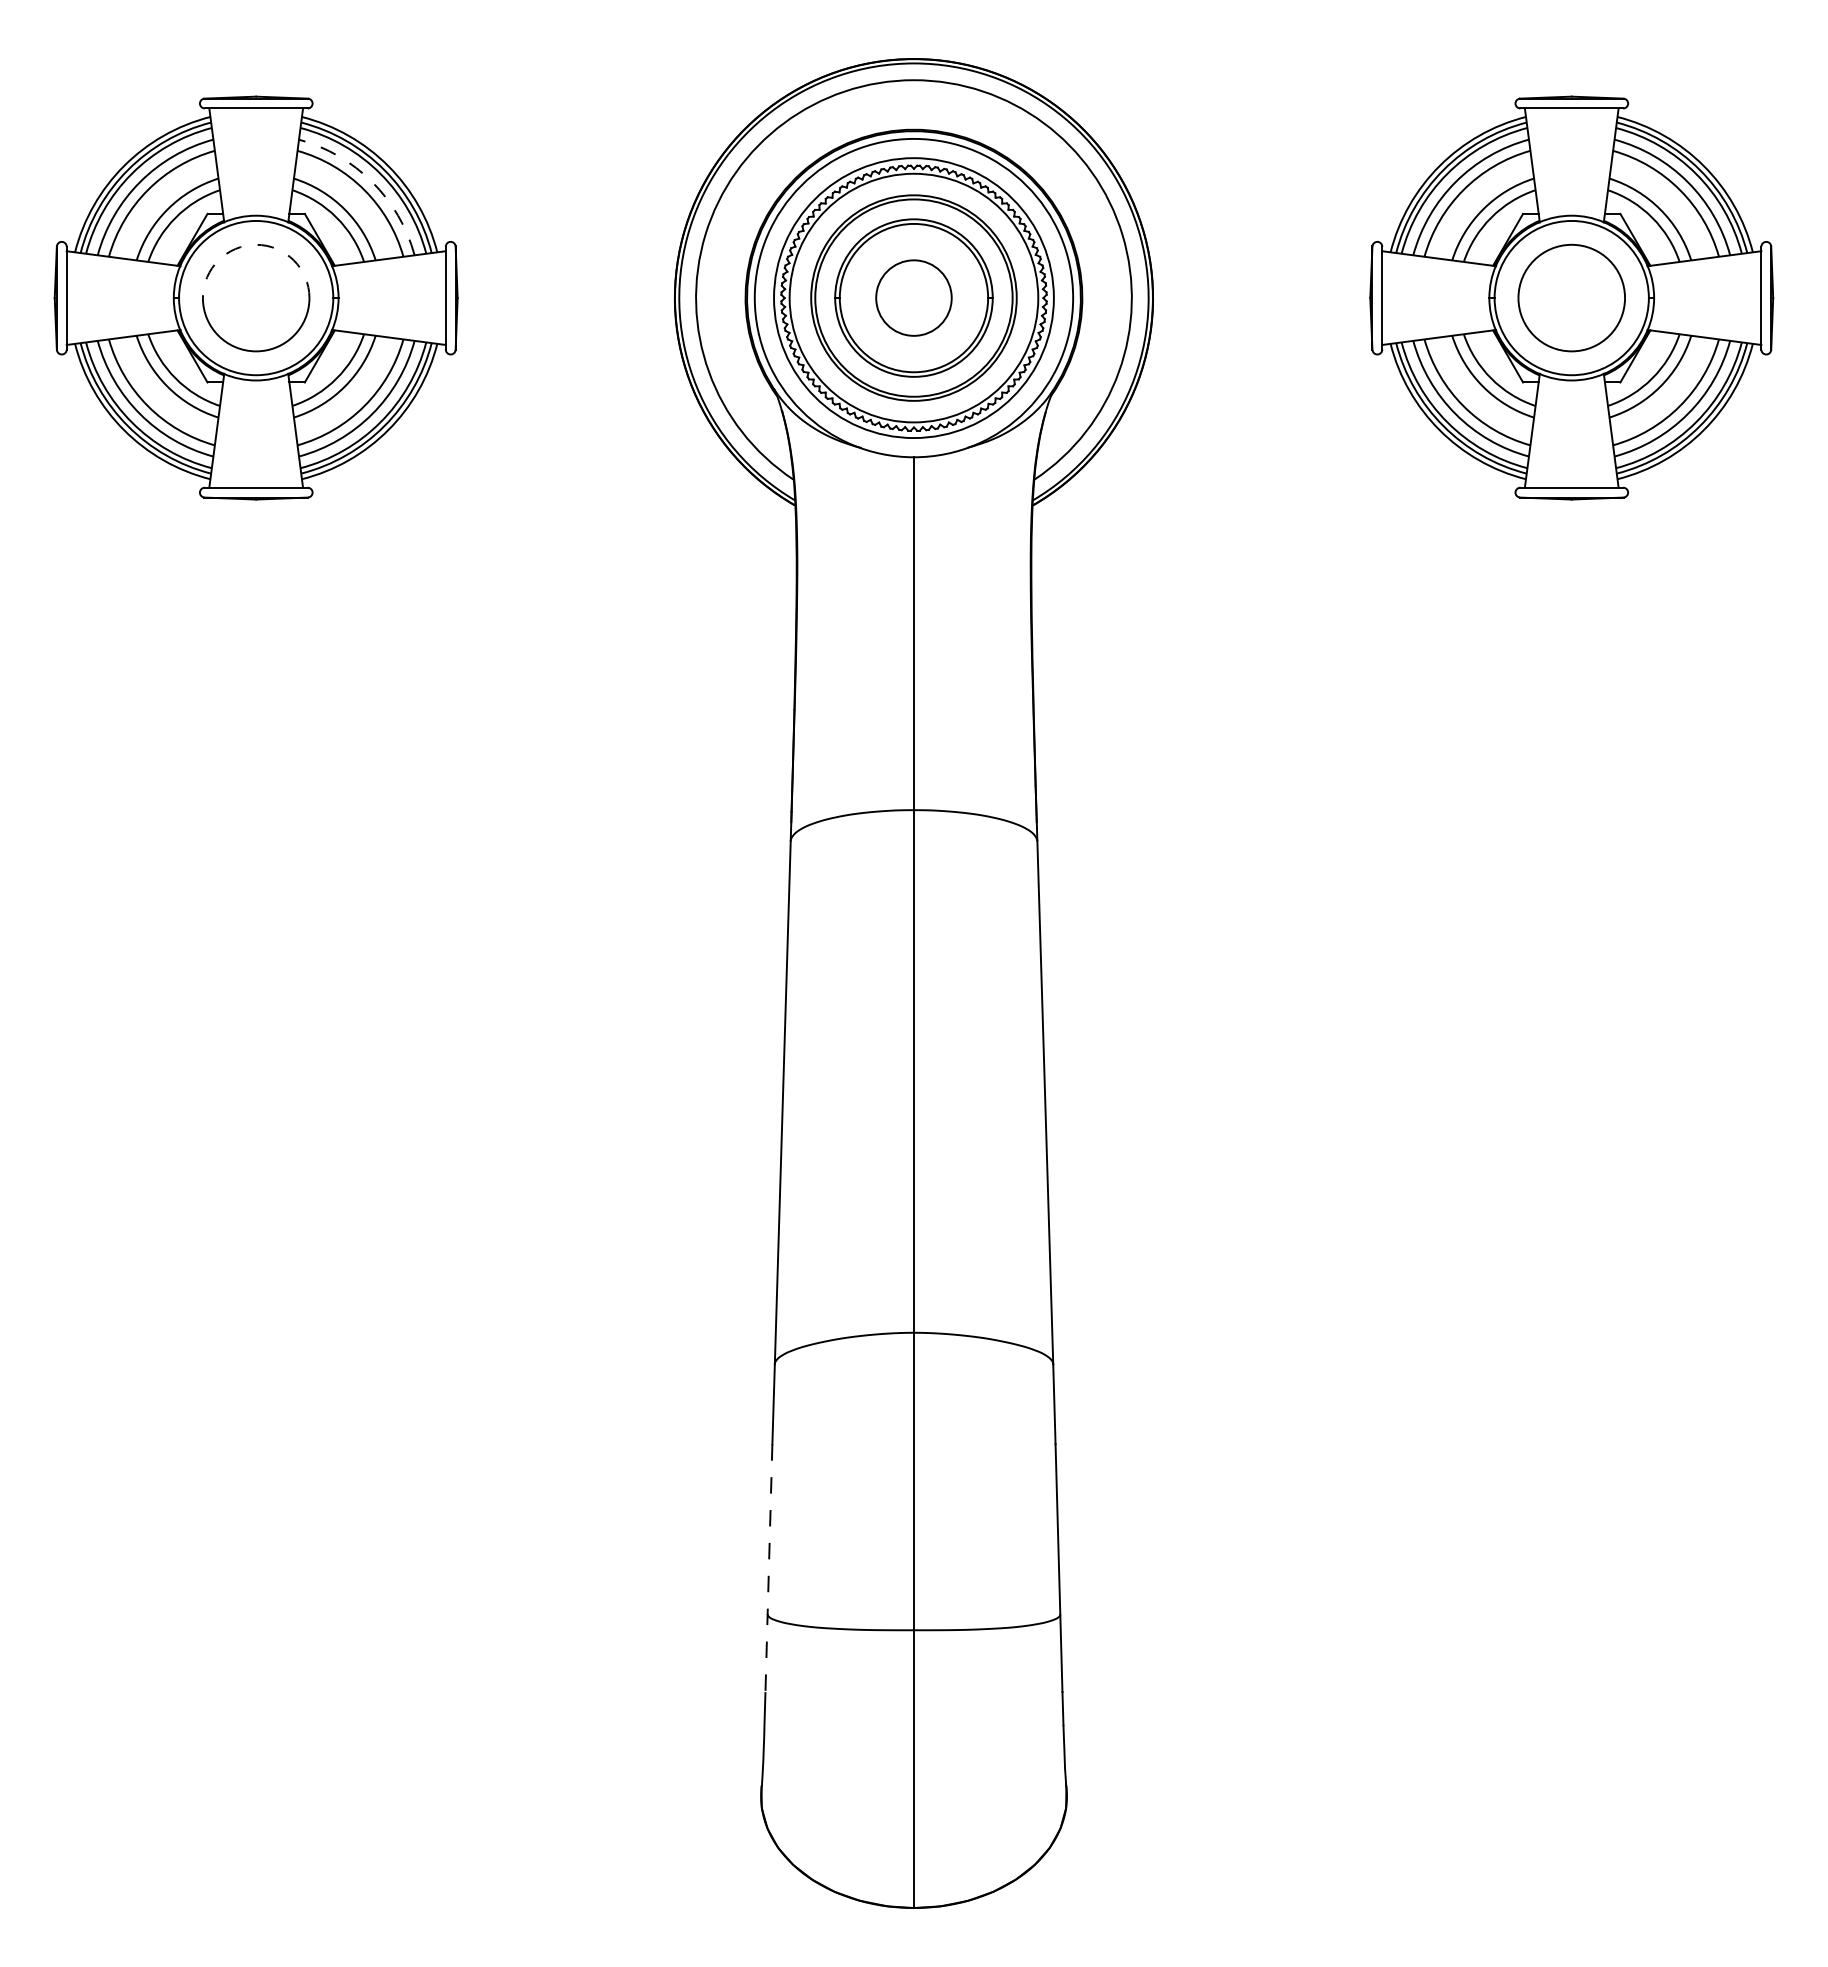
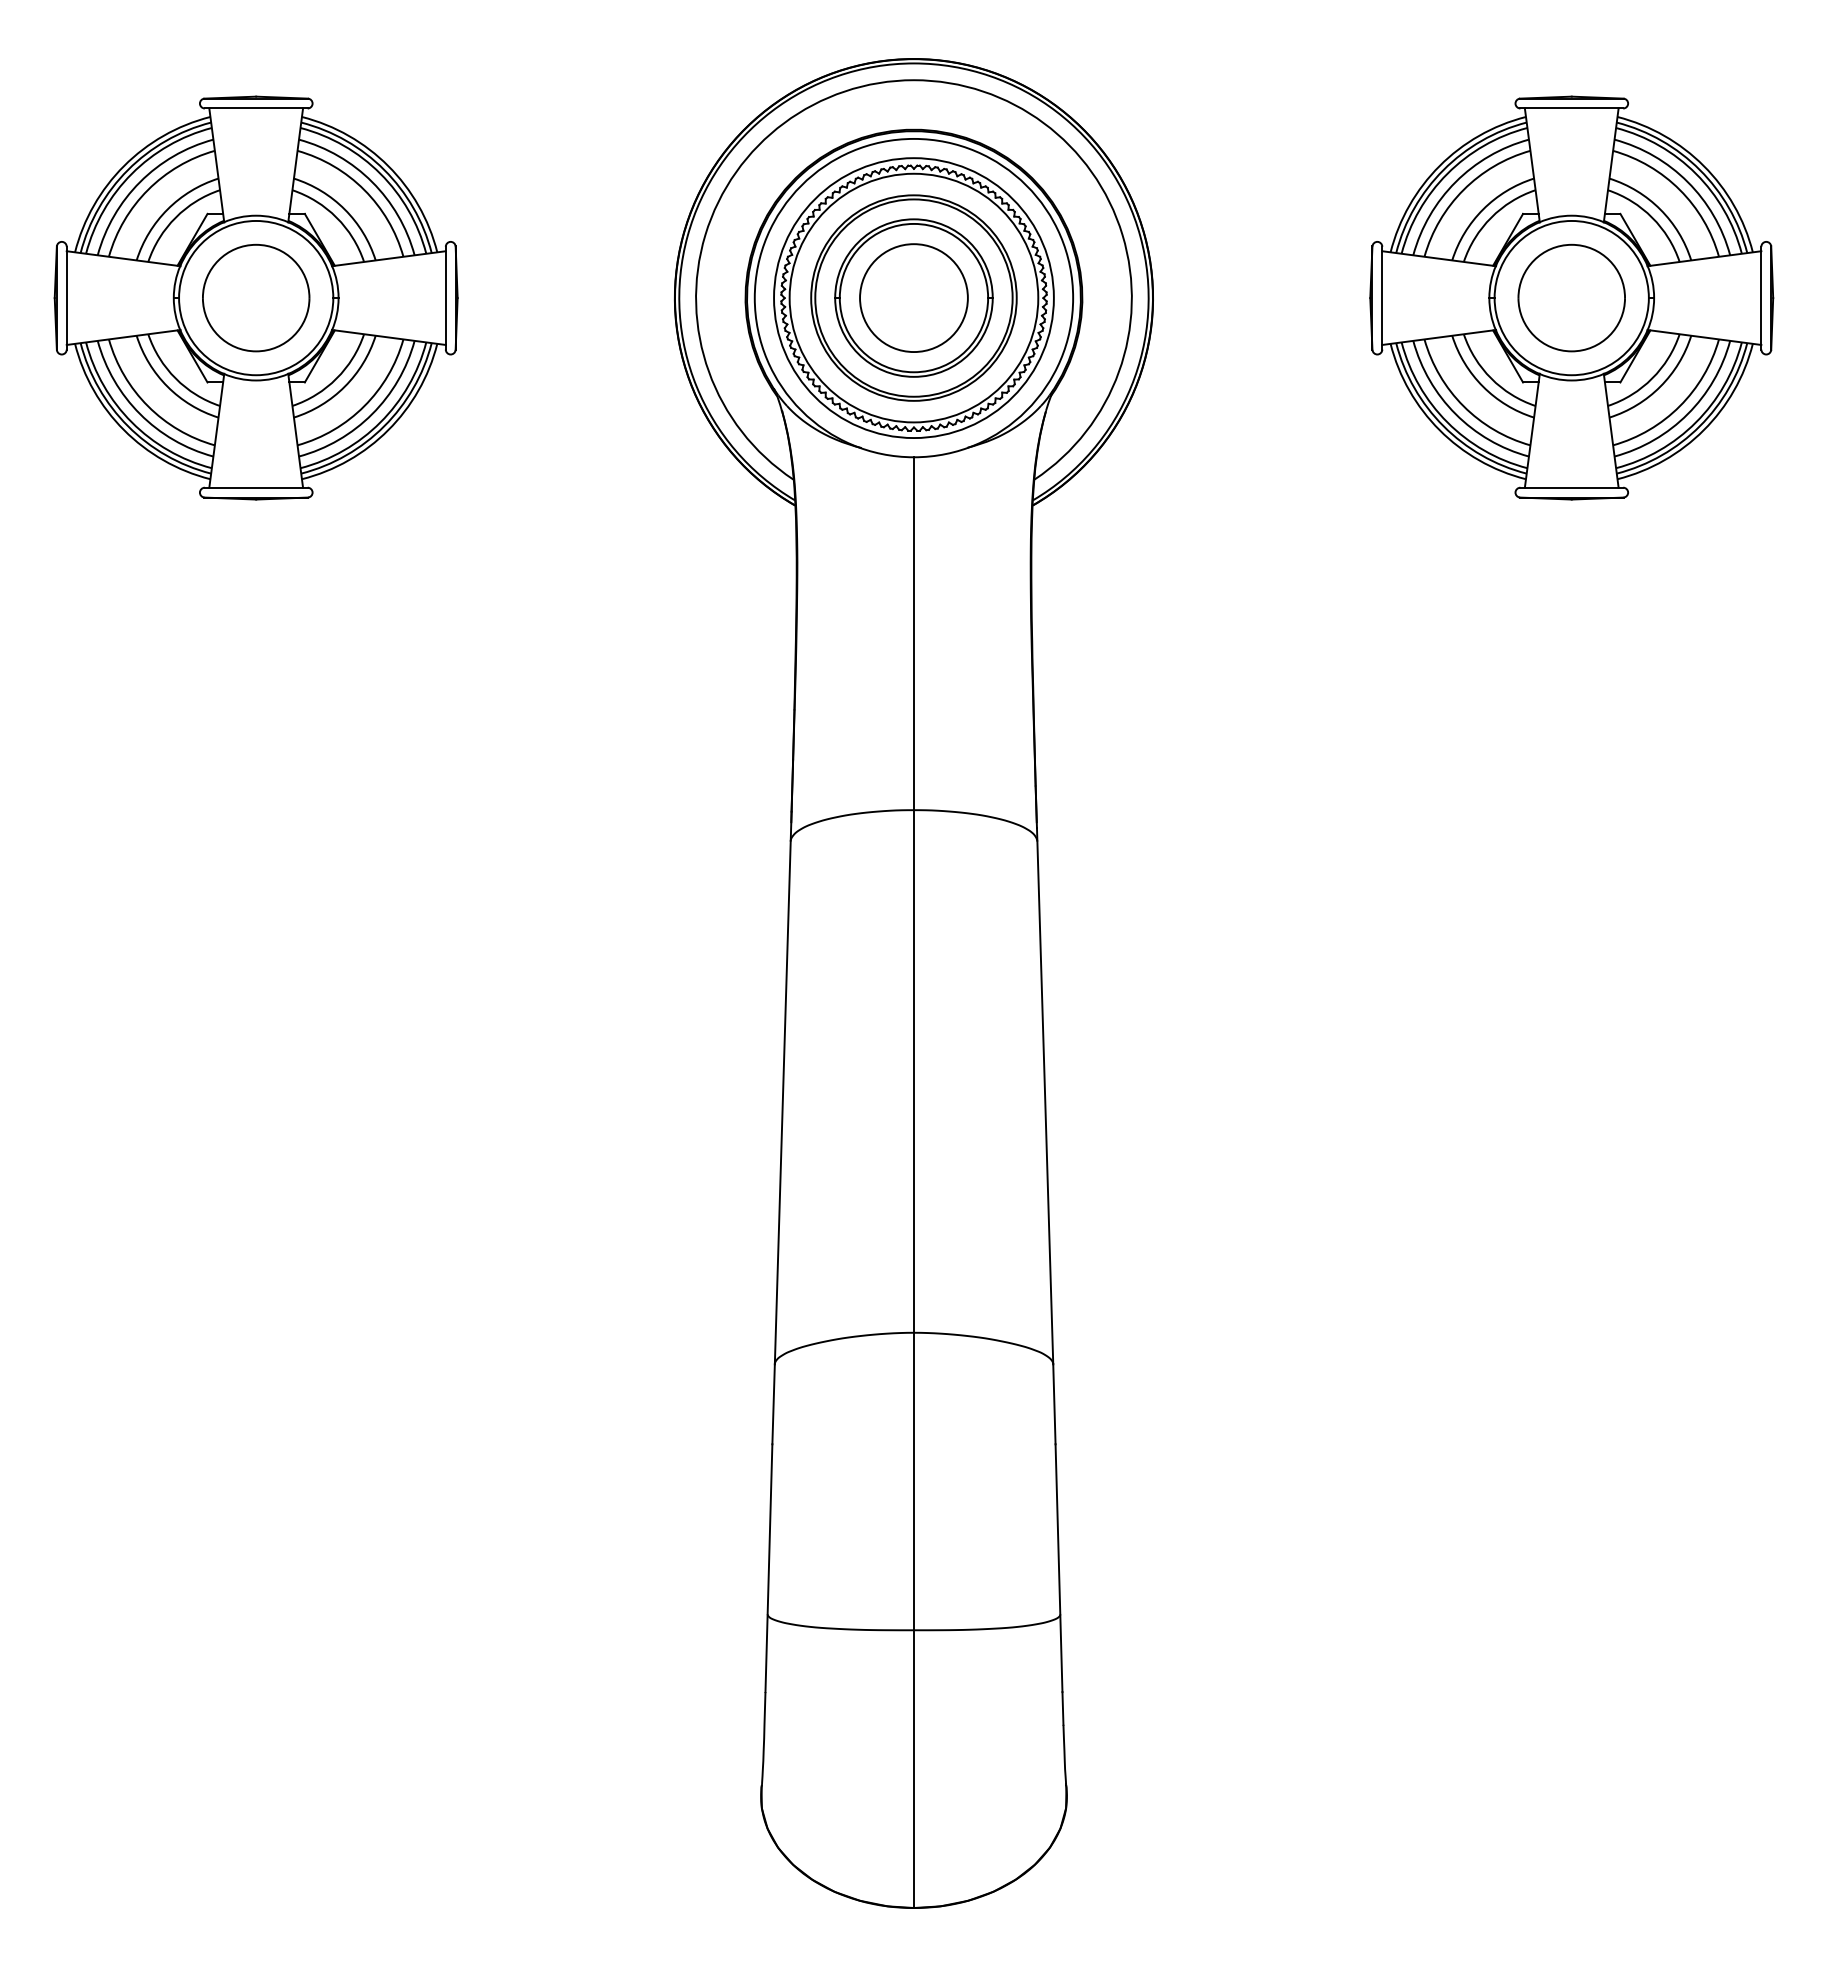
arc: dashed -> solid (372, 182)
arc: dashed -> solid (256, 244)
circle diameter: 76 px -> 108 px (913, 298)
line: dashed -> solid (768, 1568)
